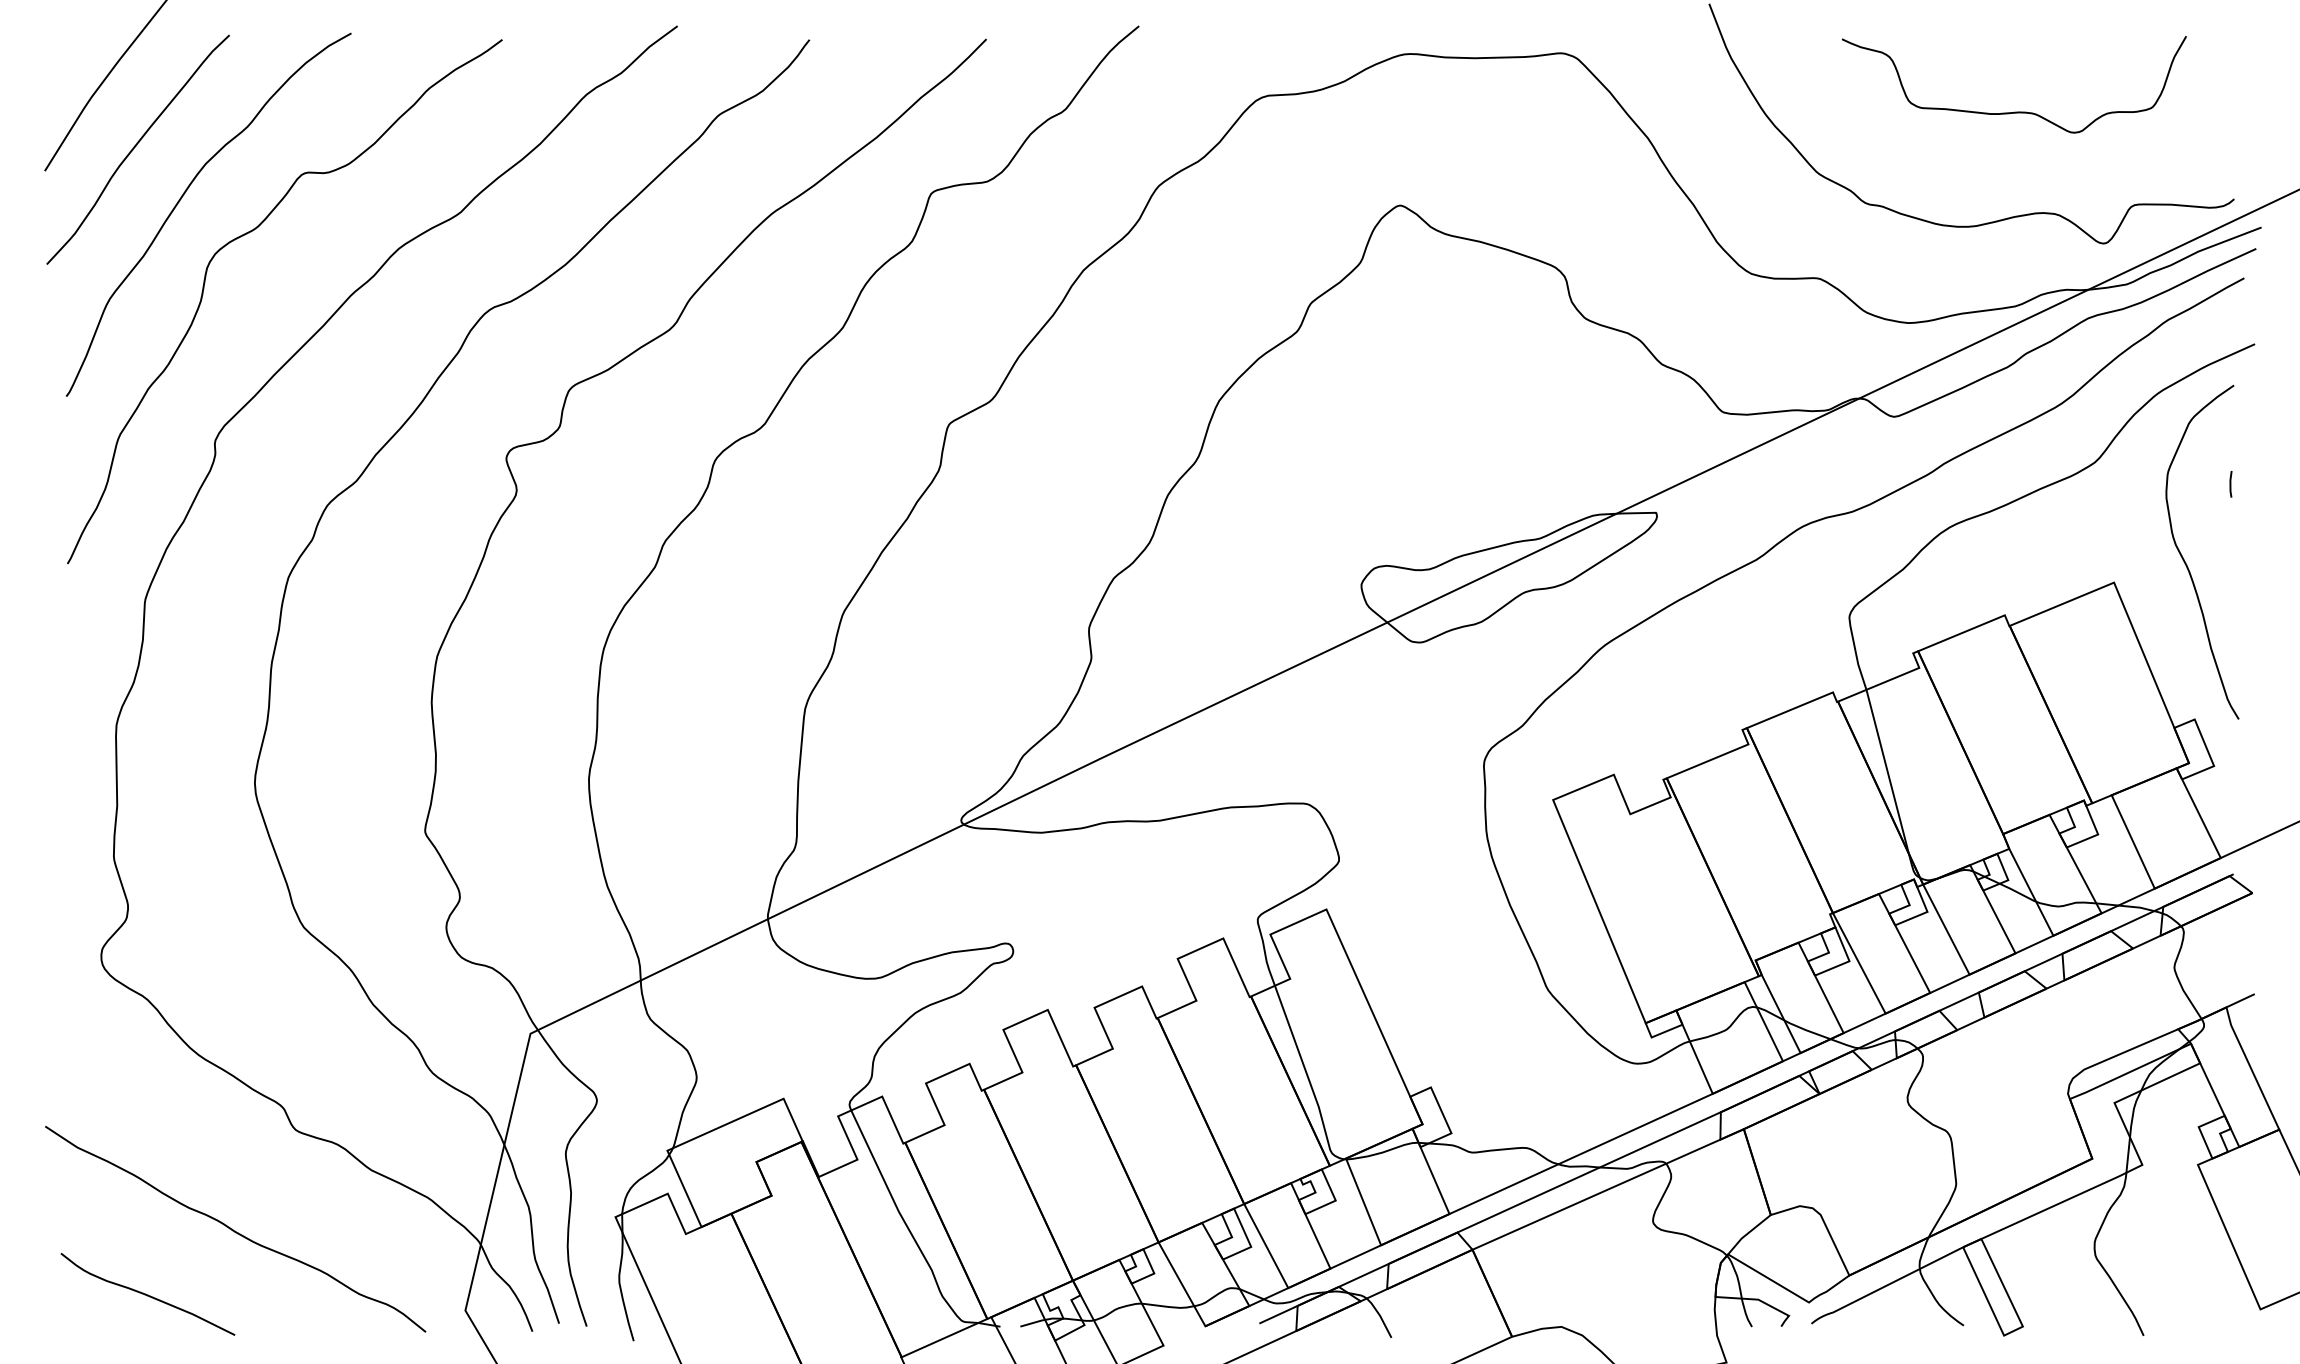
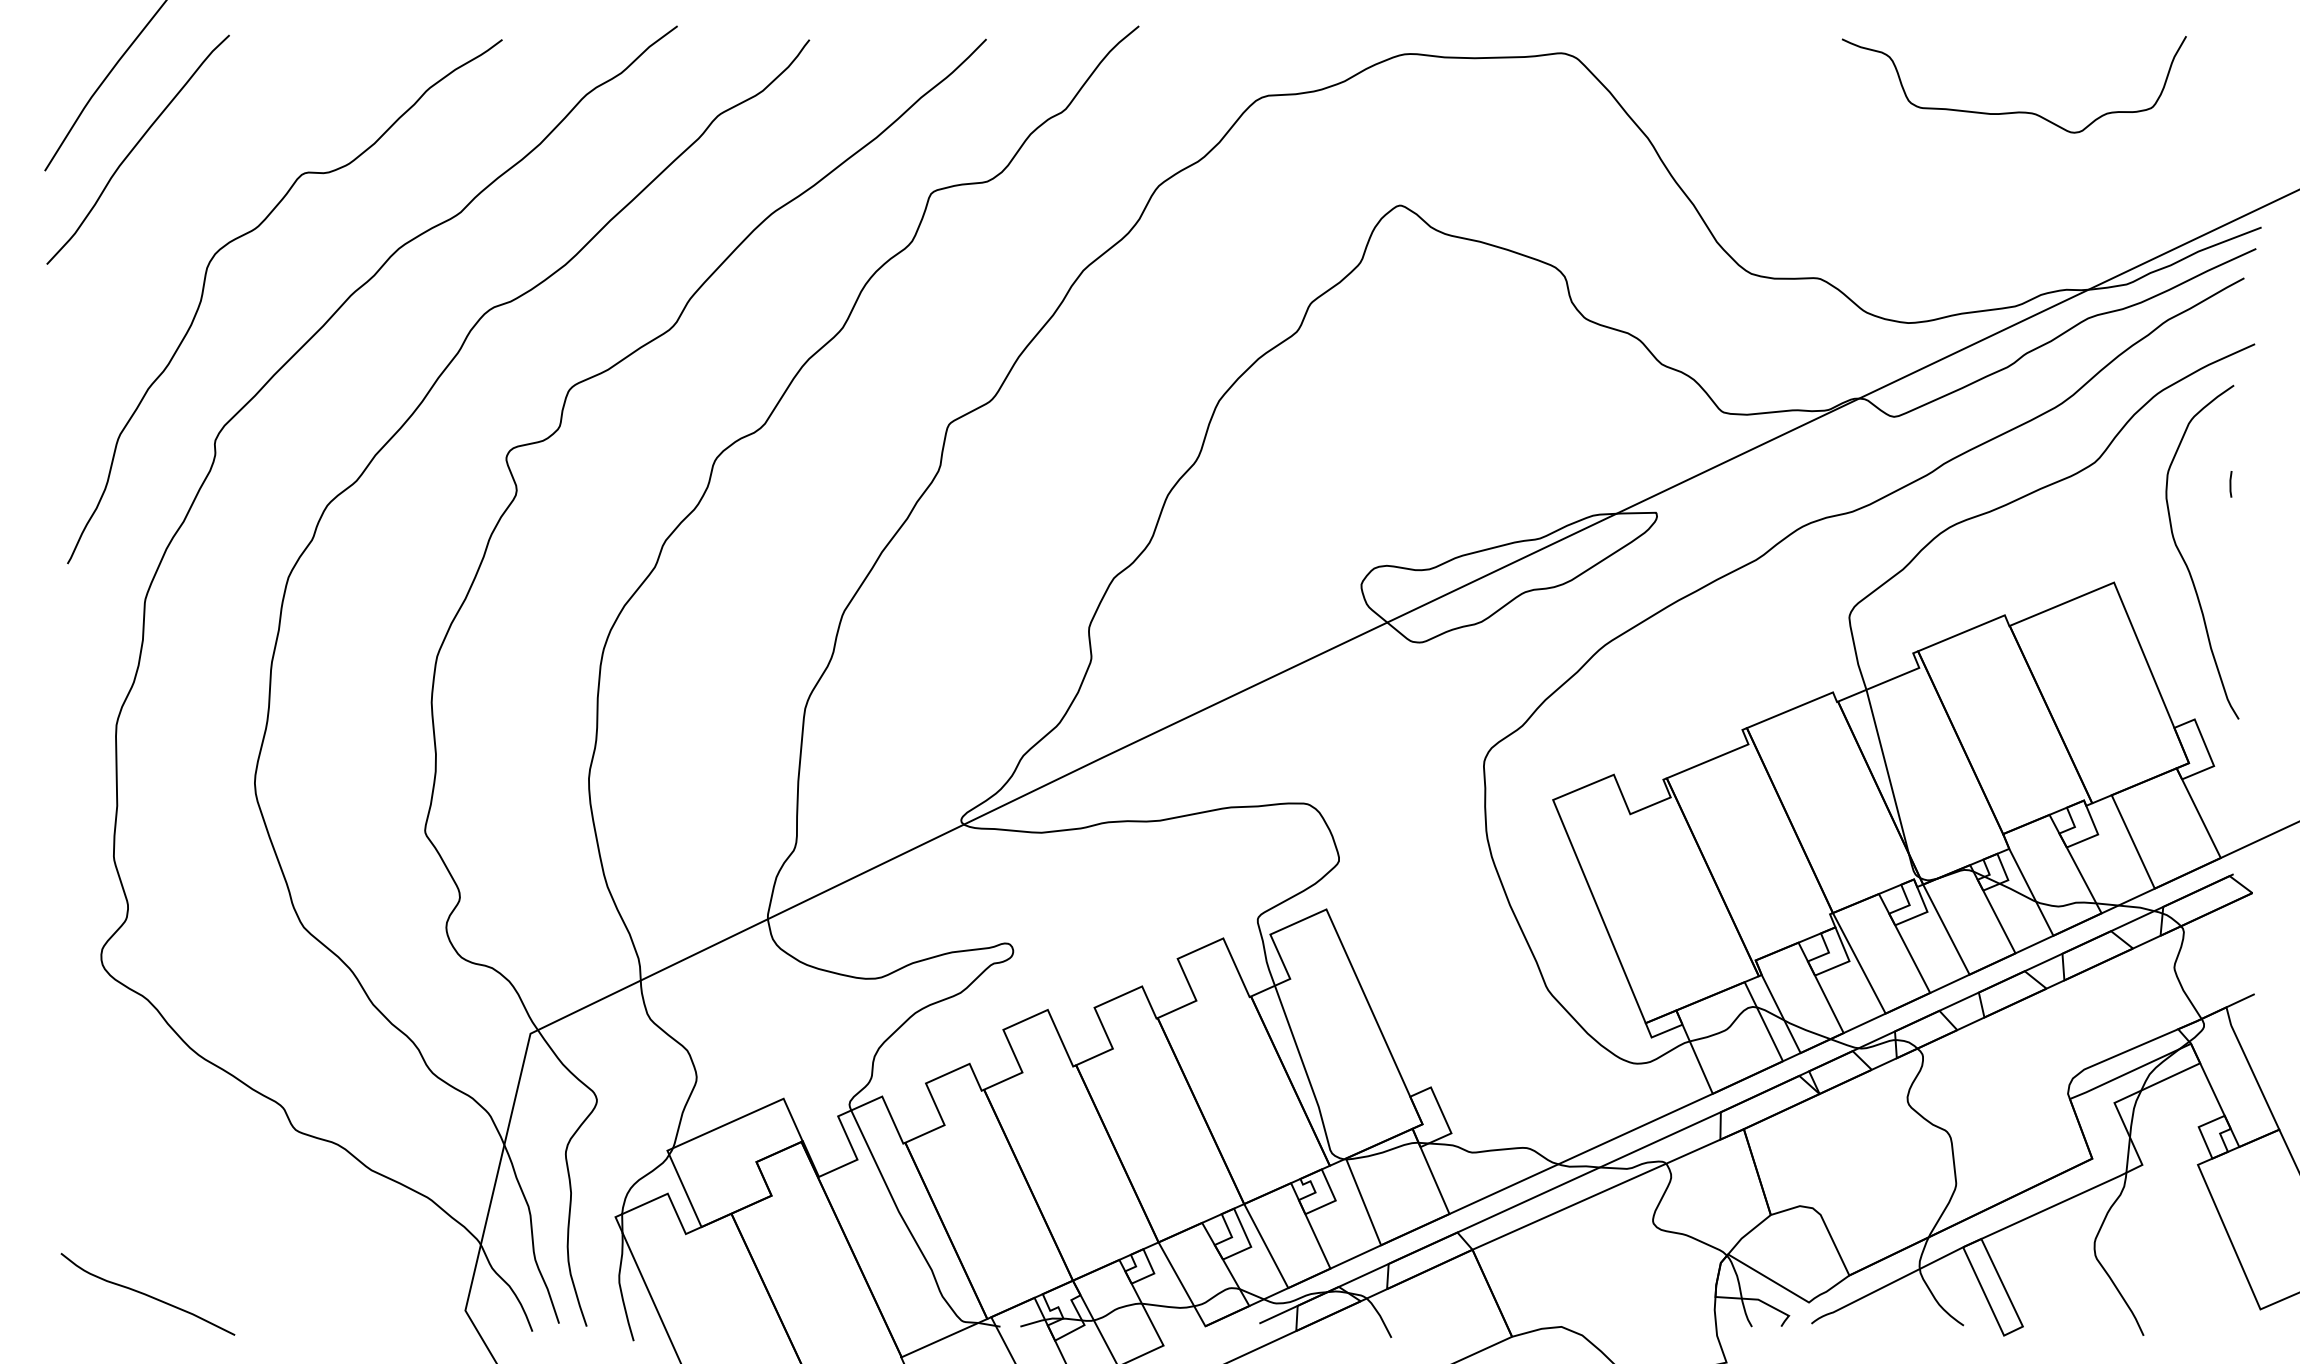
curve: present -> none (183, 196)
curve: present -> none (1995, 220)
curve: present -> none (235, 1230)
